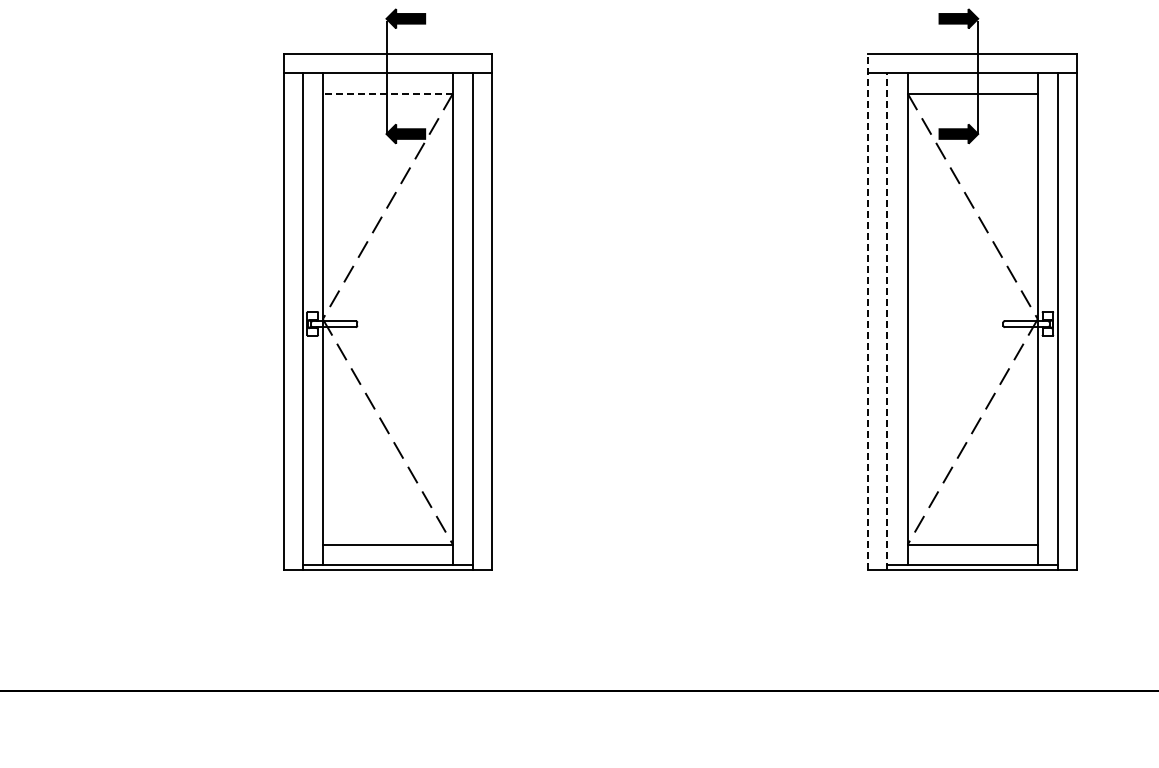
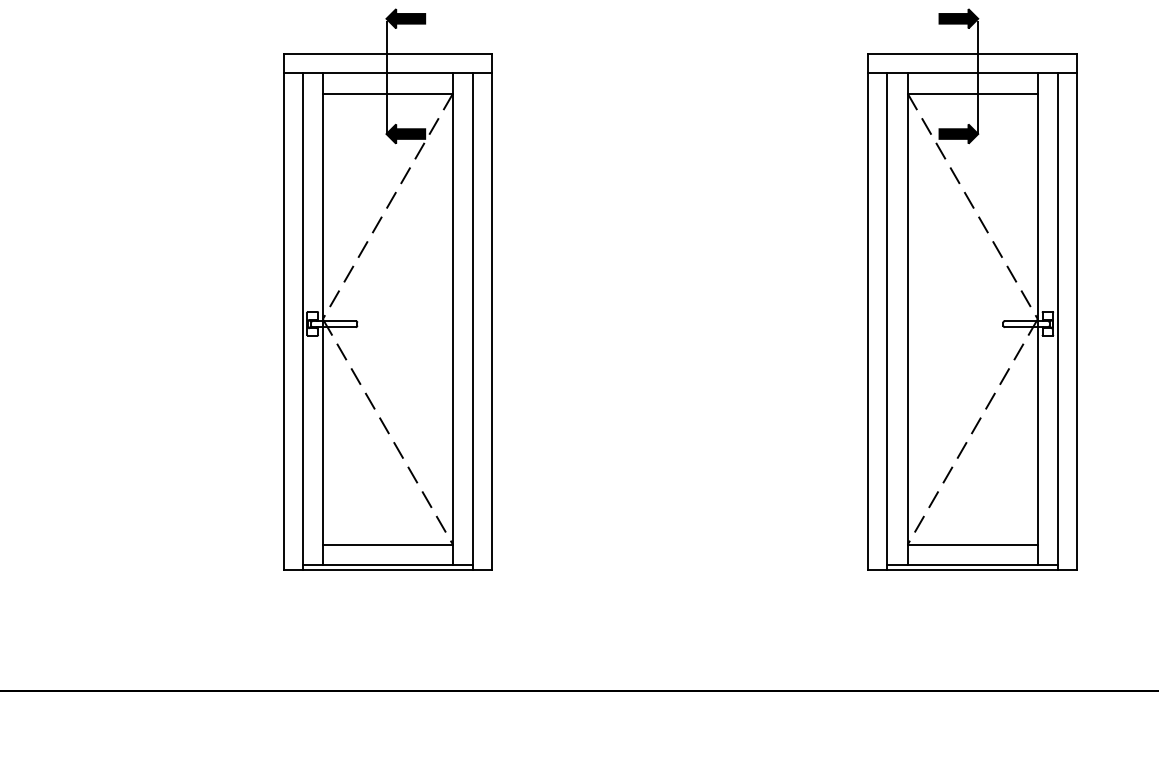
line: dashed -> solid (387, 93)
line: dashed -> solid (868, 312)
line: dashed -> solid (887, 321)
